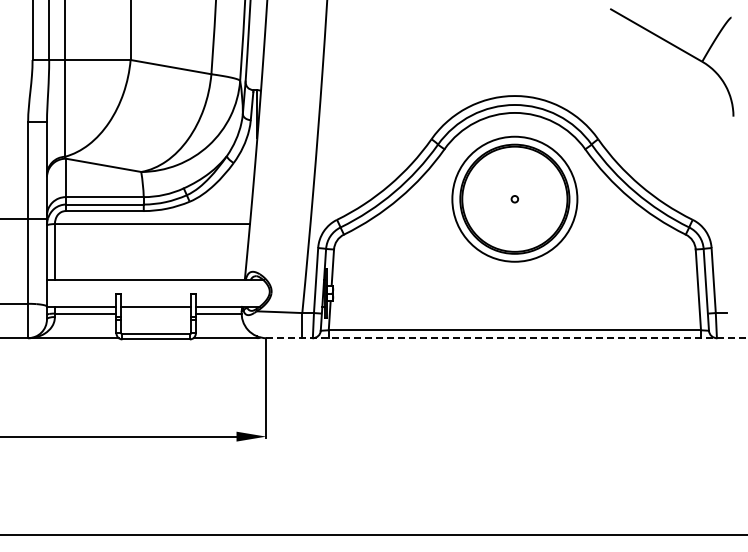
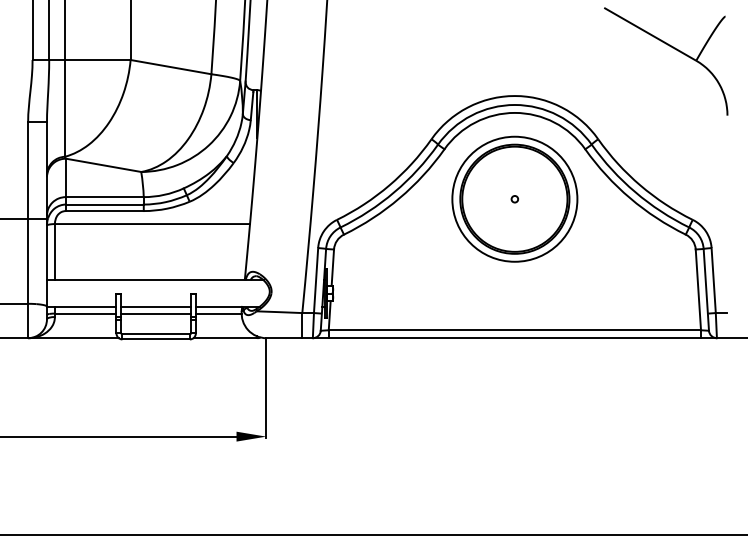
part position: (678, 49) -> (672, 48) (672, 48)
line: none -> present (155, 313)
line: dashed -> solid (507, 338)
